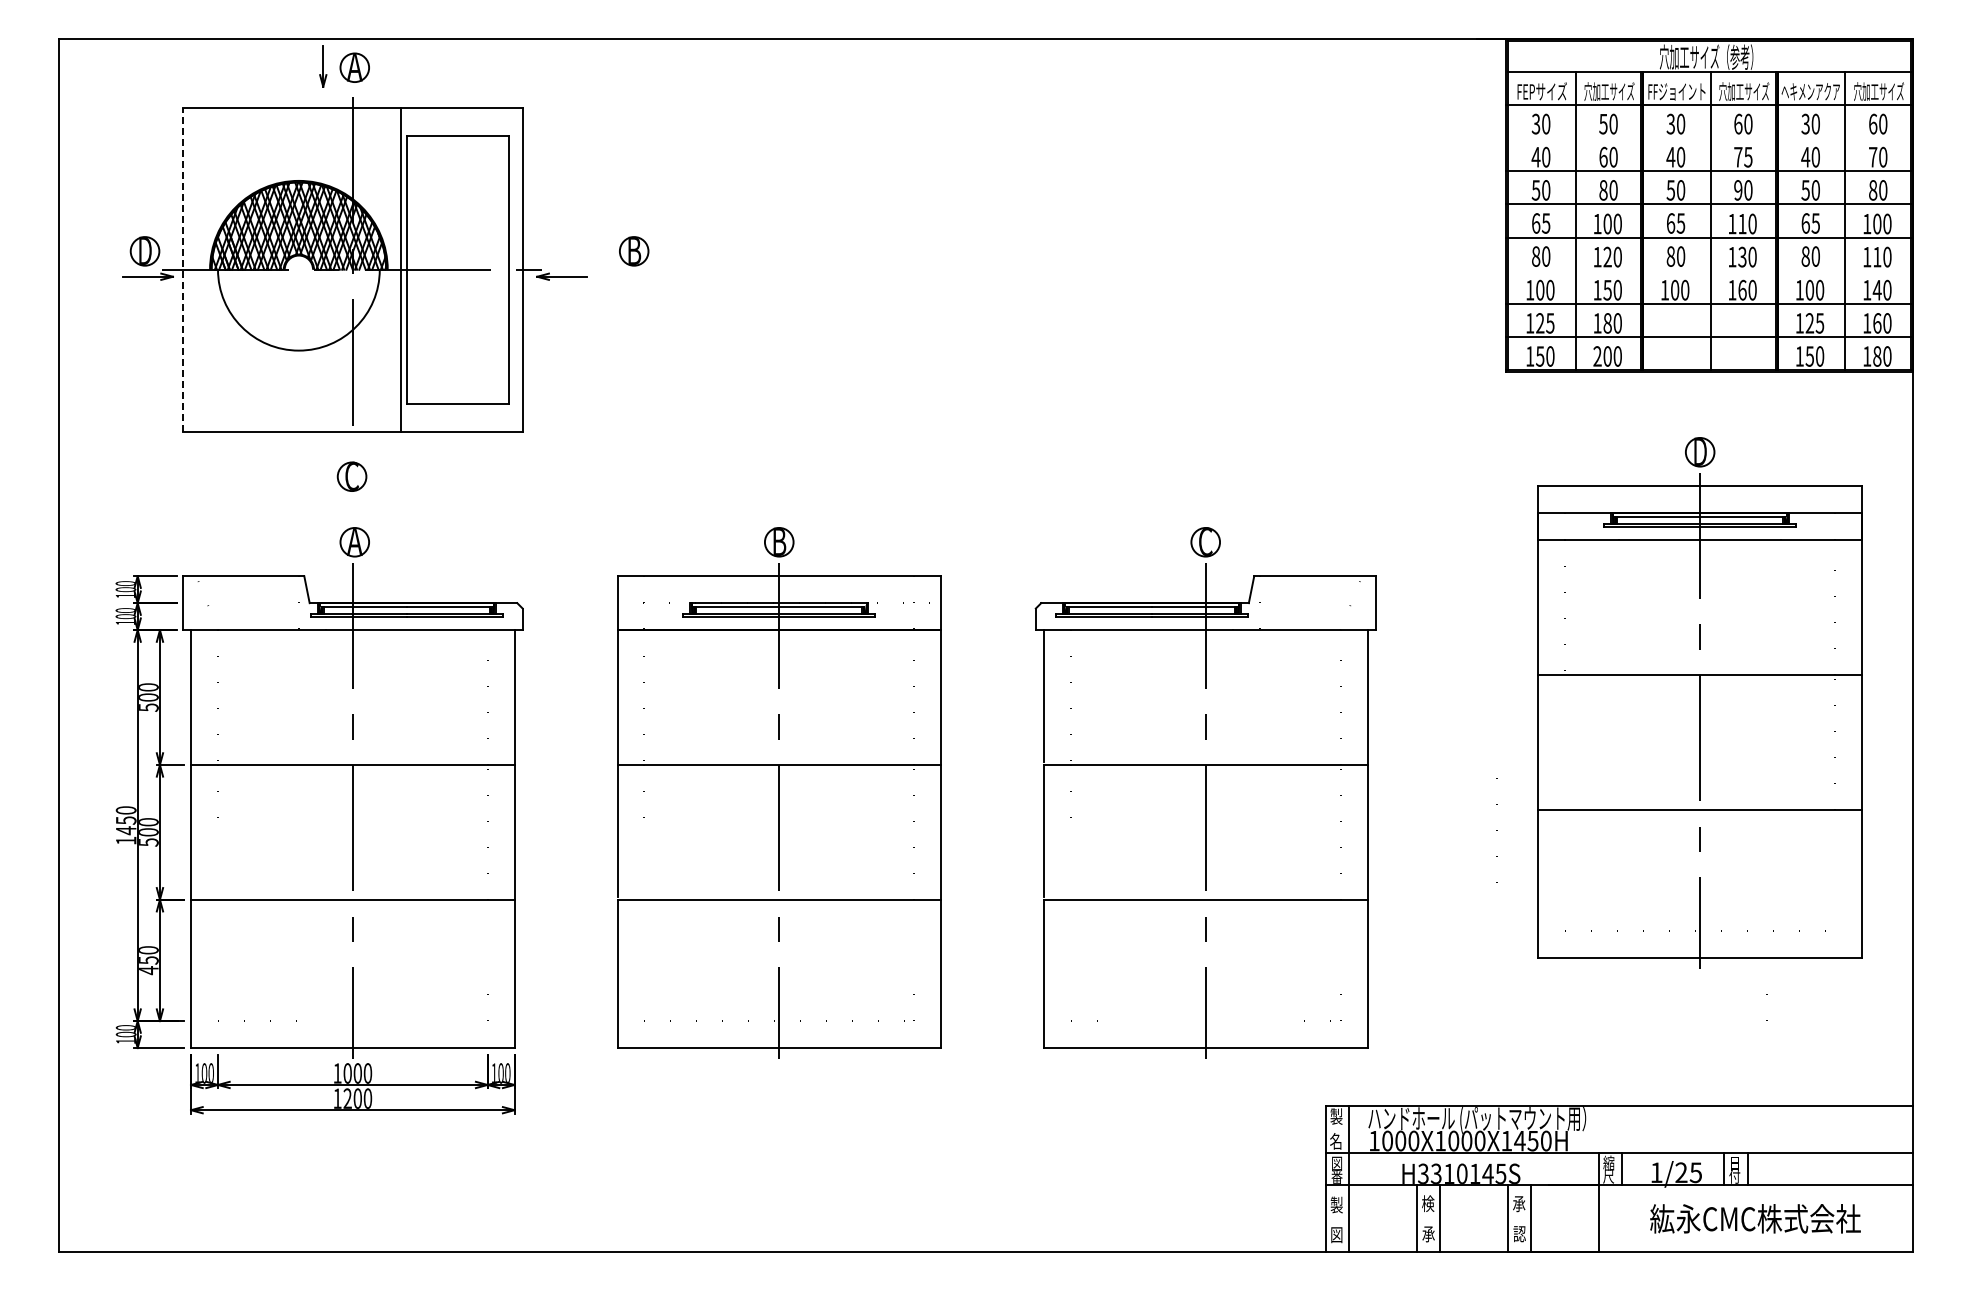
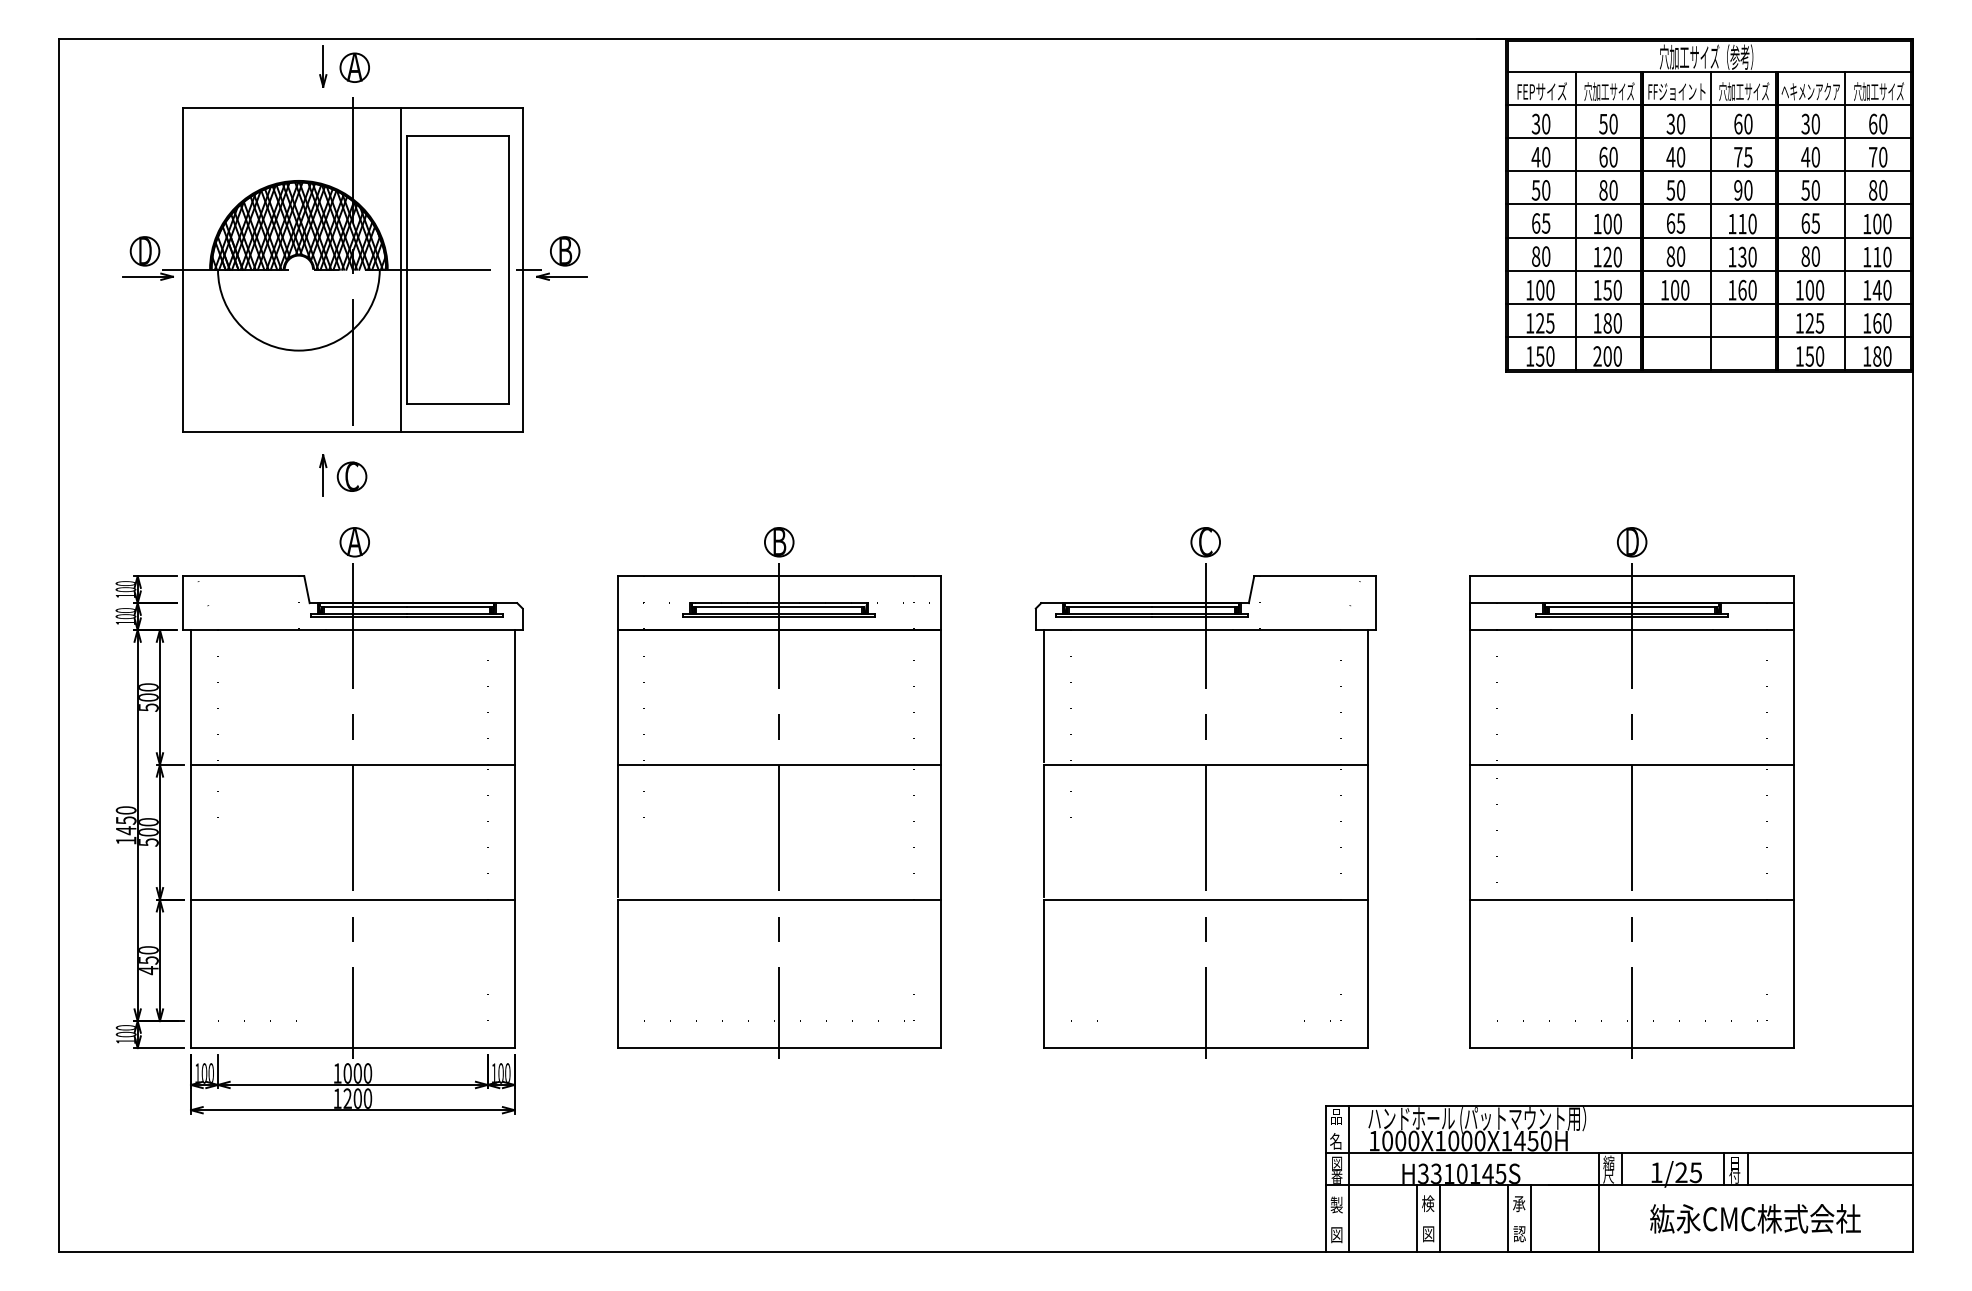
line: none -> present (1709, 138)
part position: (634, 251) -> (565, 251) (565, 251)
line: dashed -> solid (182, 269)
line: none -> present (1709, 270)
part: none -> present (323, 475)
part position: (1699, 702) -> (1631, 792) (1631, 792)
text: 製 -> 品 (1336, 1116)
text: 承 -> 図 (1428, 1234)
